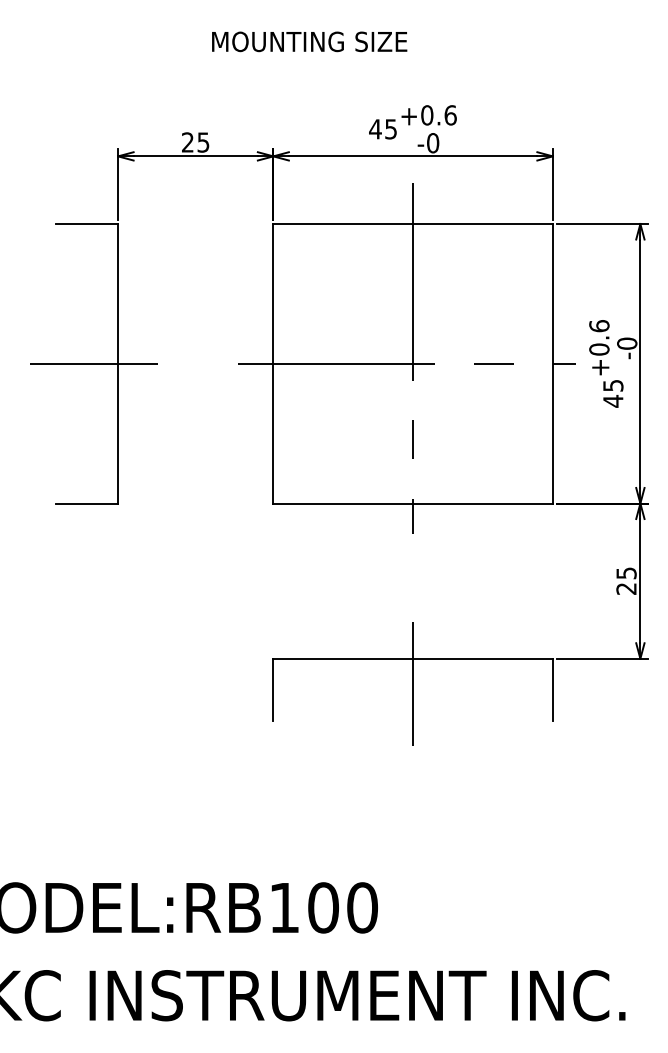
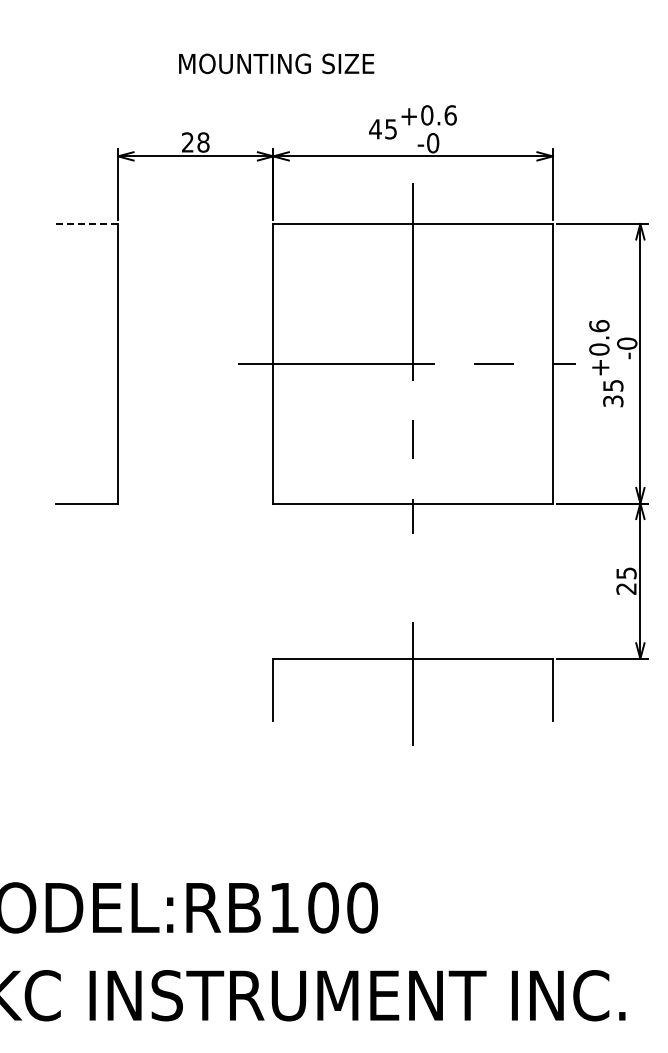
text position: (309, 41) -> (276, 63) (276, 63)
text: 25 -> 28 (203, 142)
line: solid -> dashed (86, 224)
line: present -> none (93, 363)
text: 45 -> 35 (613, 400)
